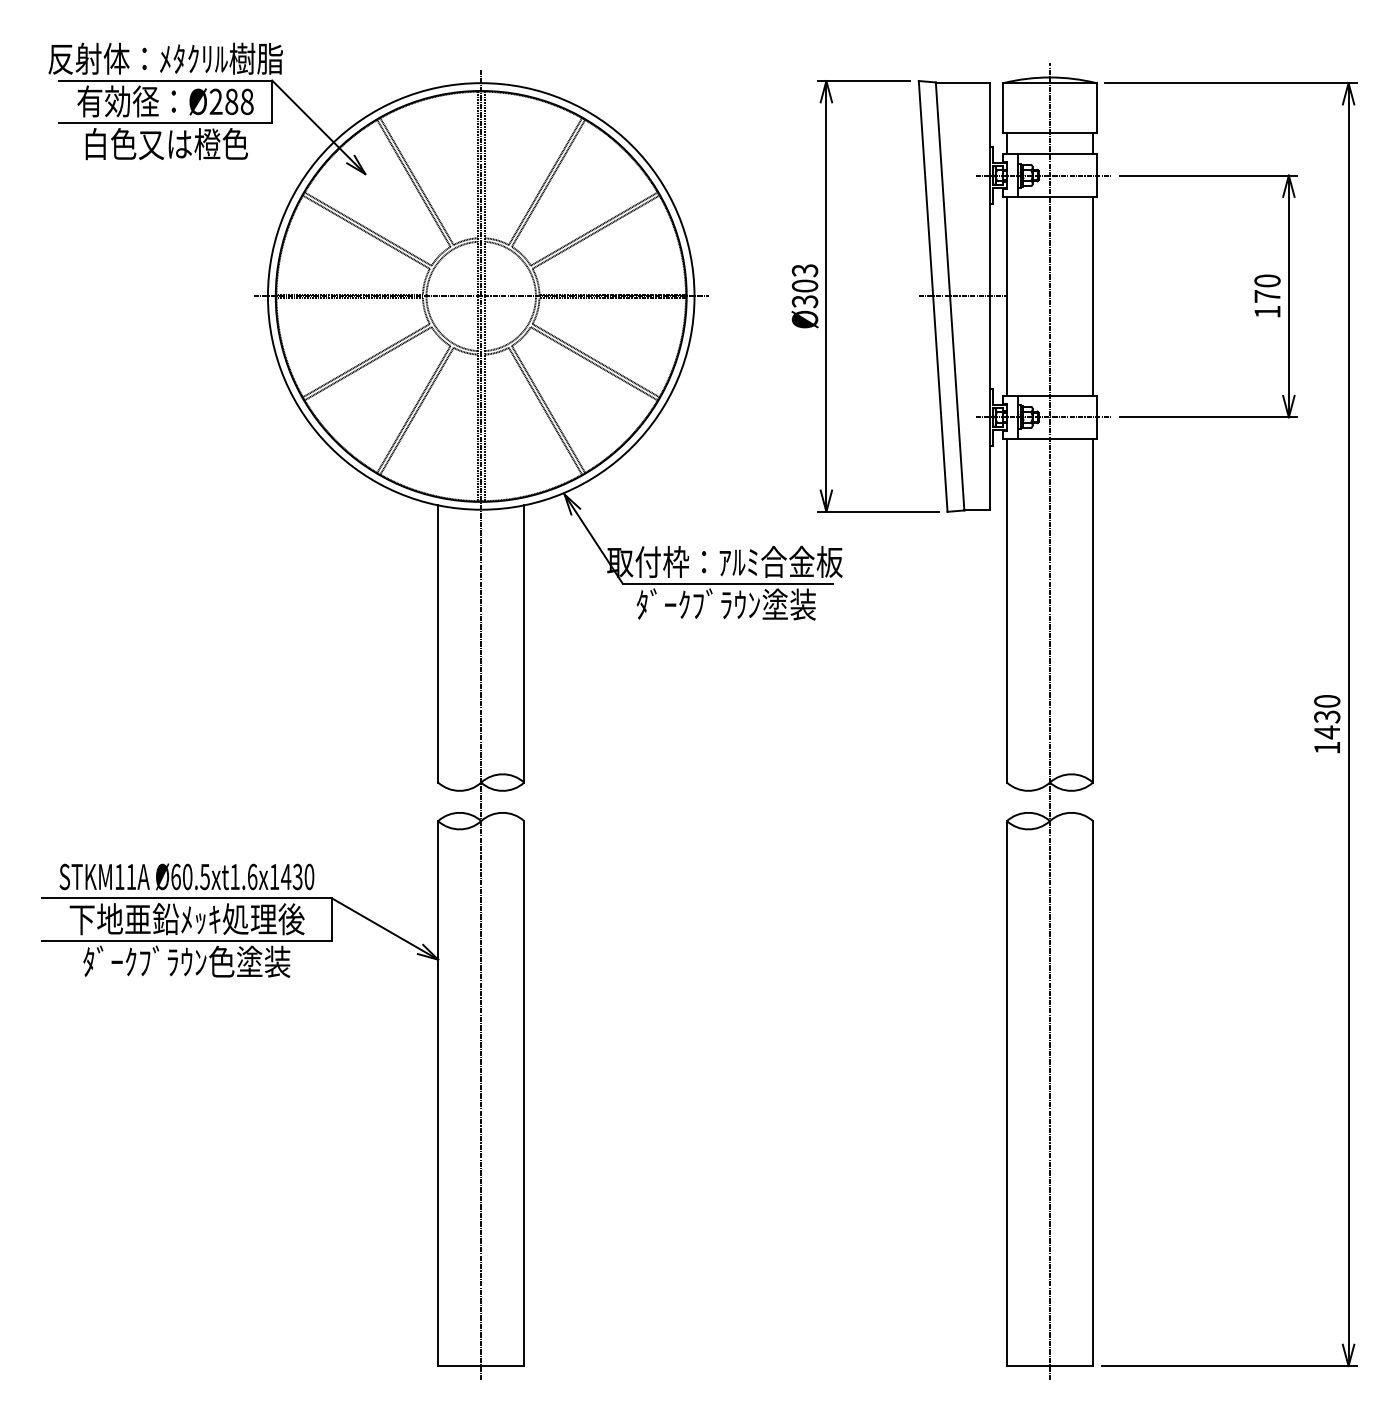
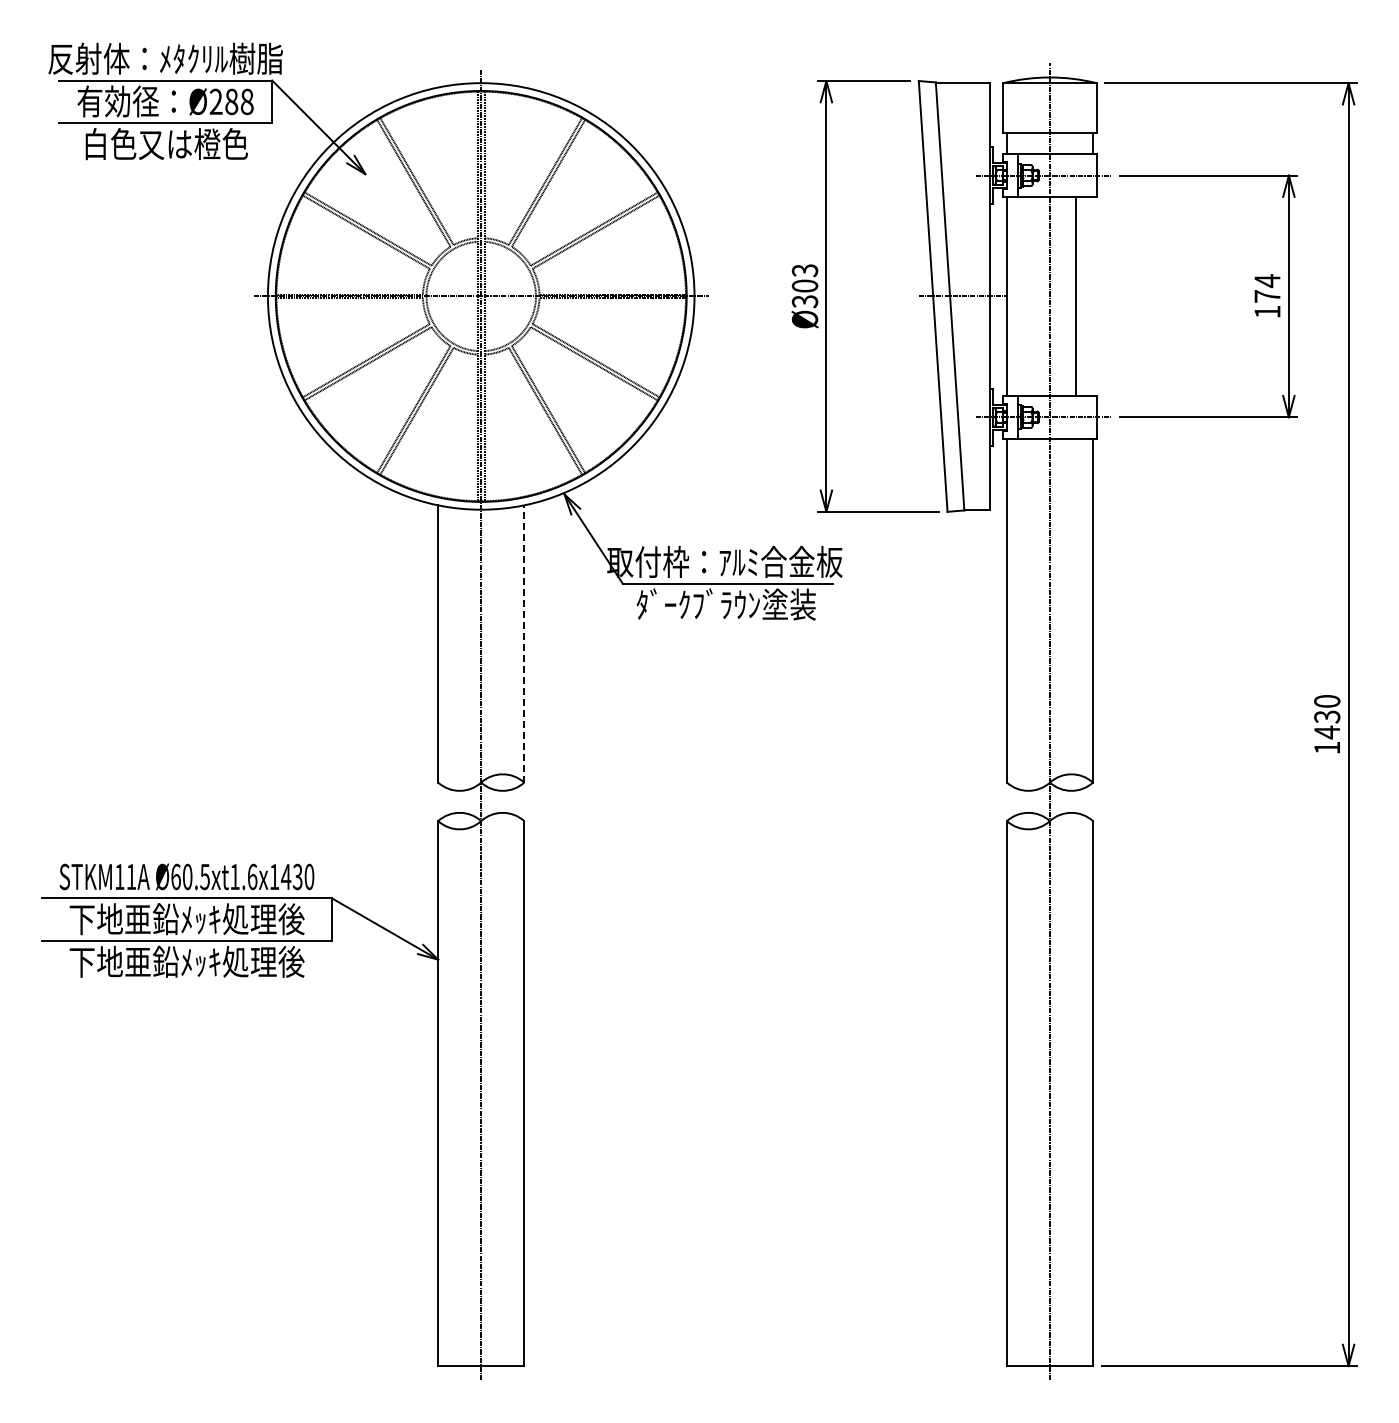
text: 170 -> 174 (1267, 281)
line position: (1093, 295) -> (1076, 295) (1076, 295)
line: solid -> dashed (524, 643)
text: ﾀﾞｰｸﾌﾞﾗｳﾝ色塗装 -> 下地亜鉛ﾒｯｷ処理後 (186, 961)
